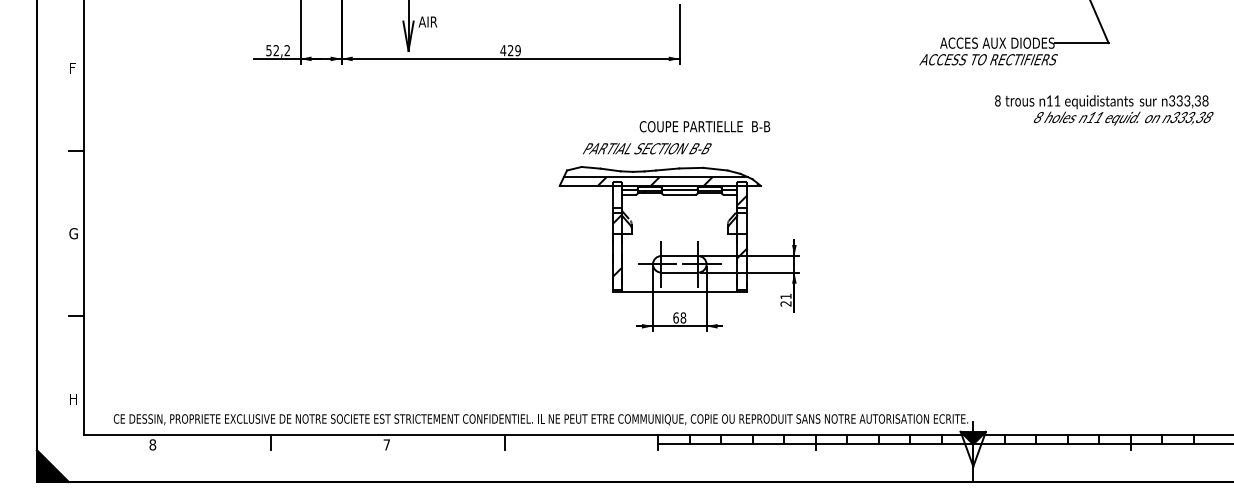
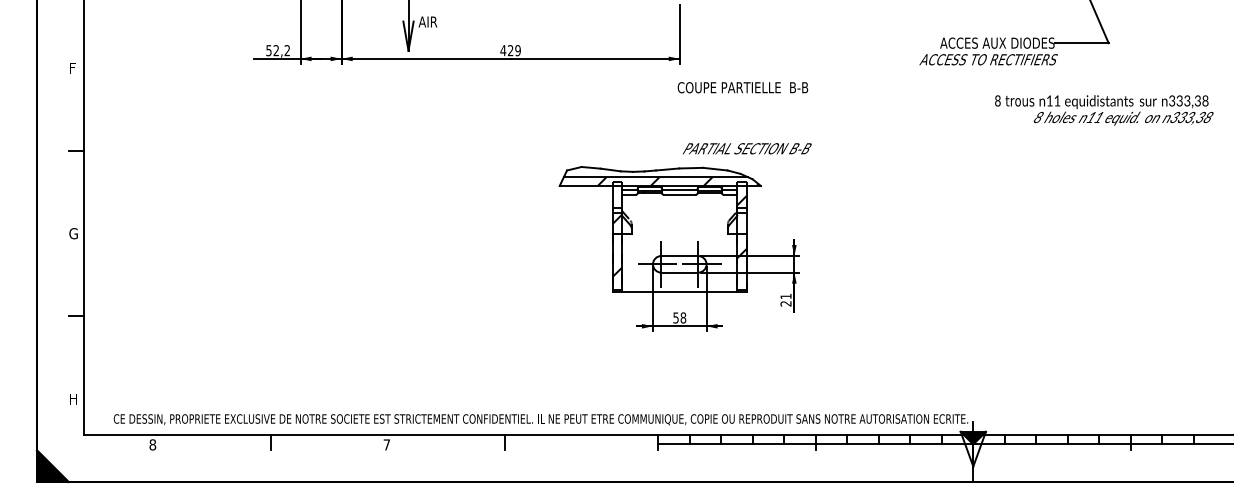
text position: (704, 126) -> (742, 87) (742, 87)
text position: (647, 148) -> (747, 148) (747, 148)
text: 68 -> 58 (675, 317)
